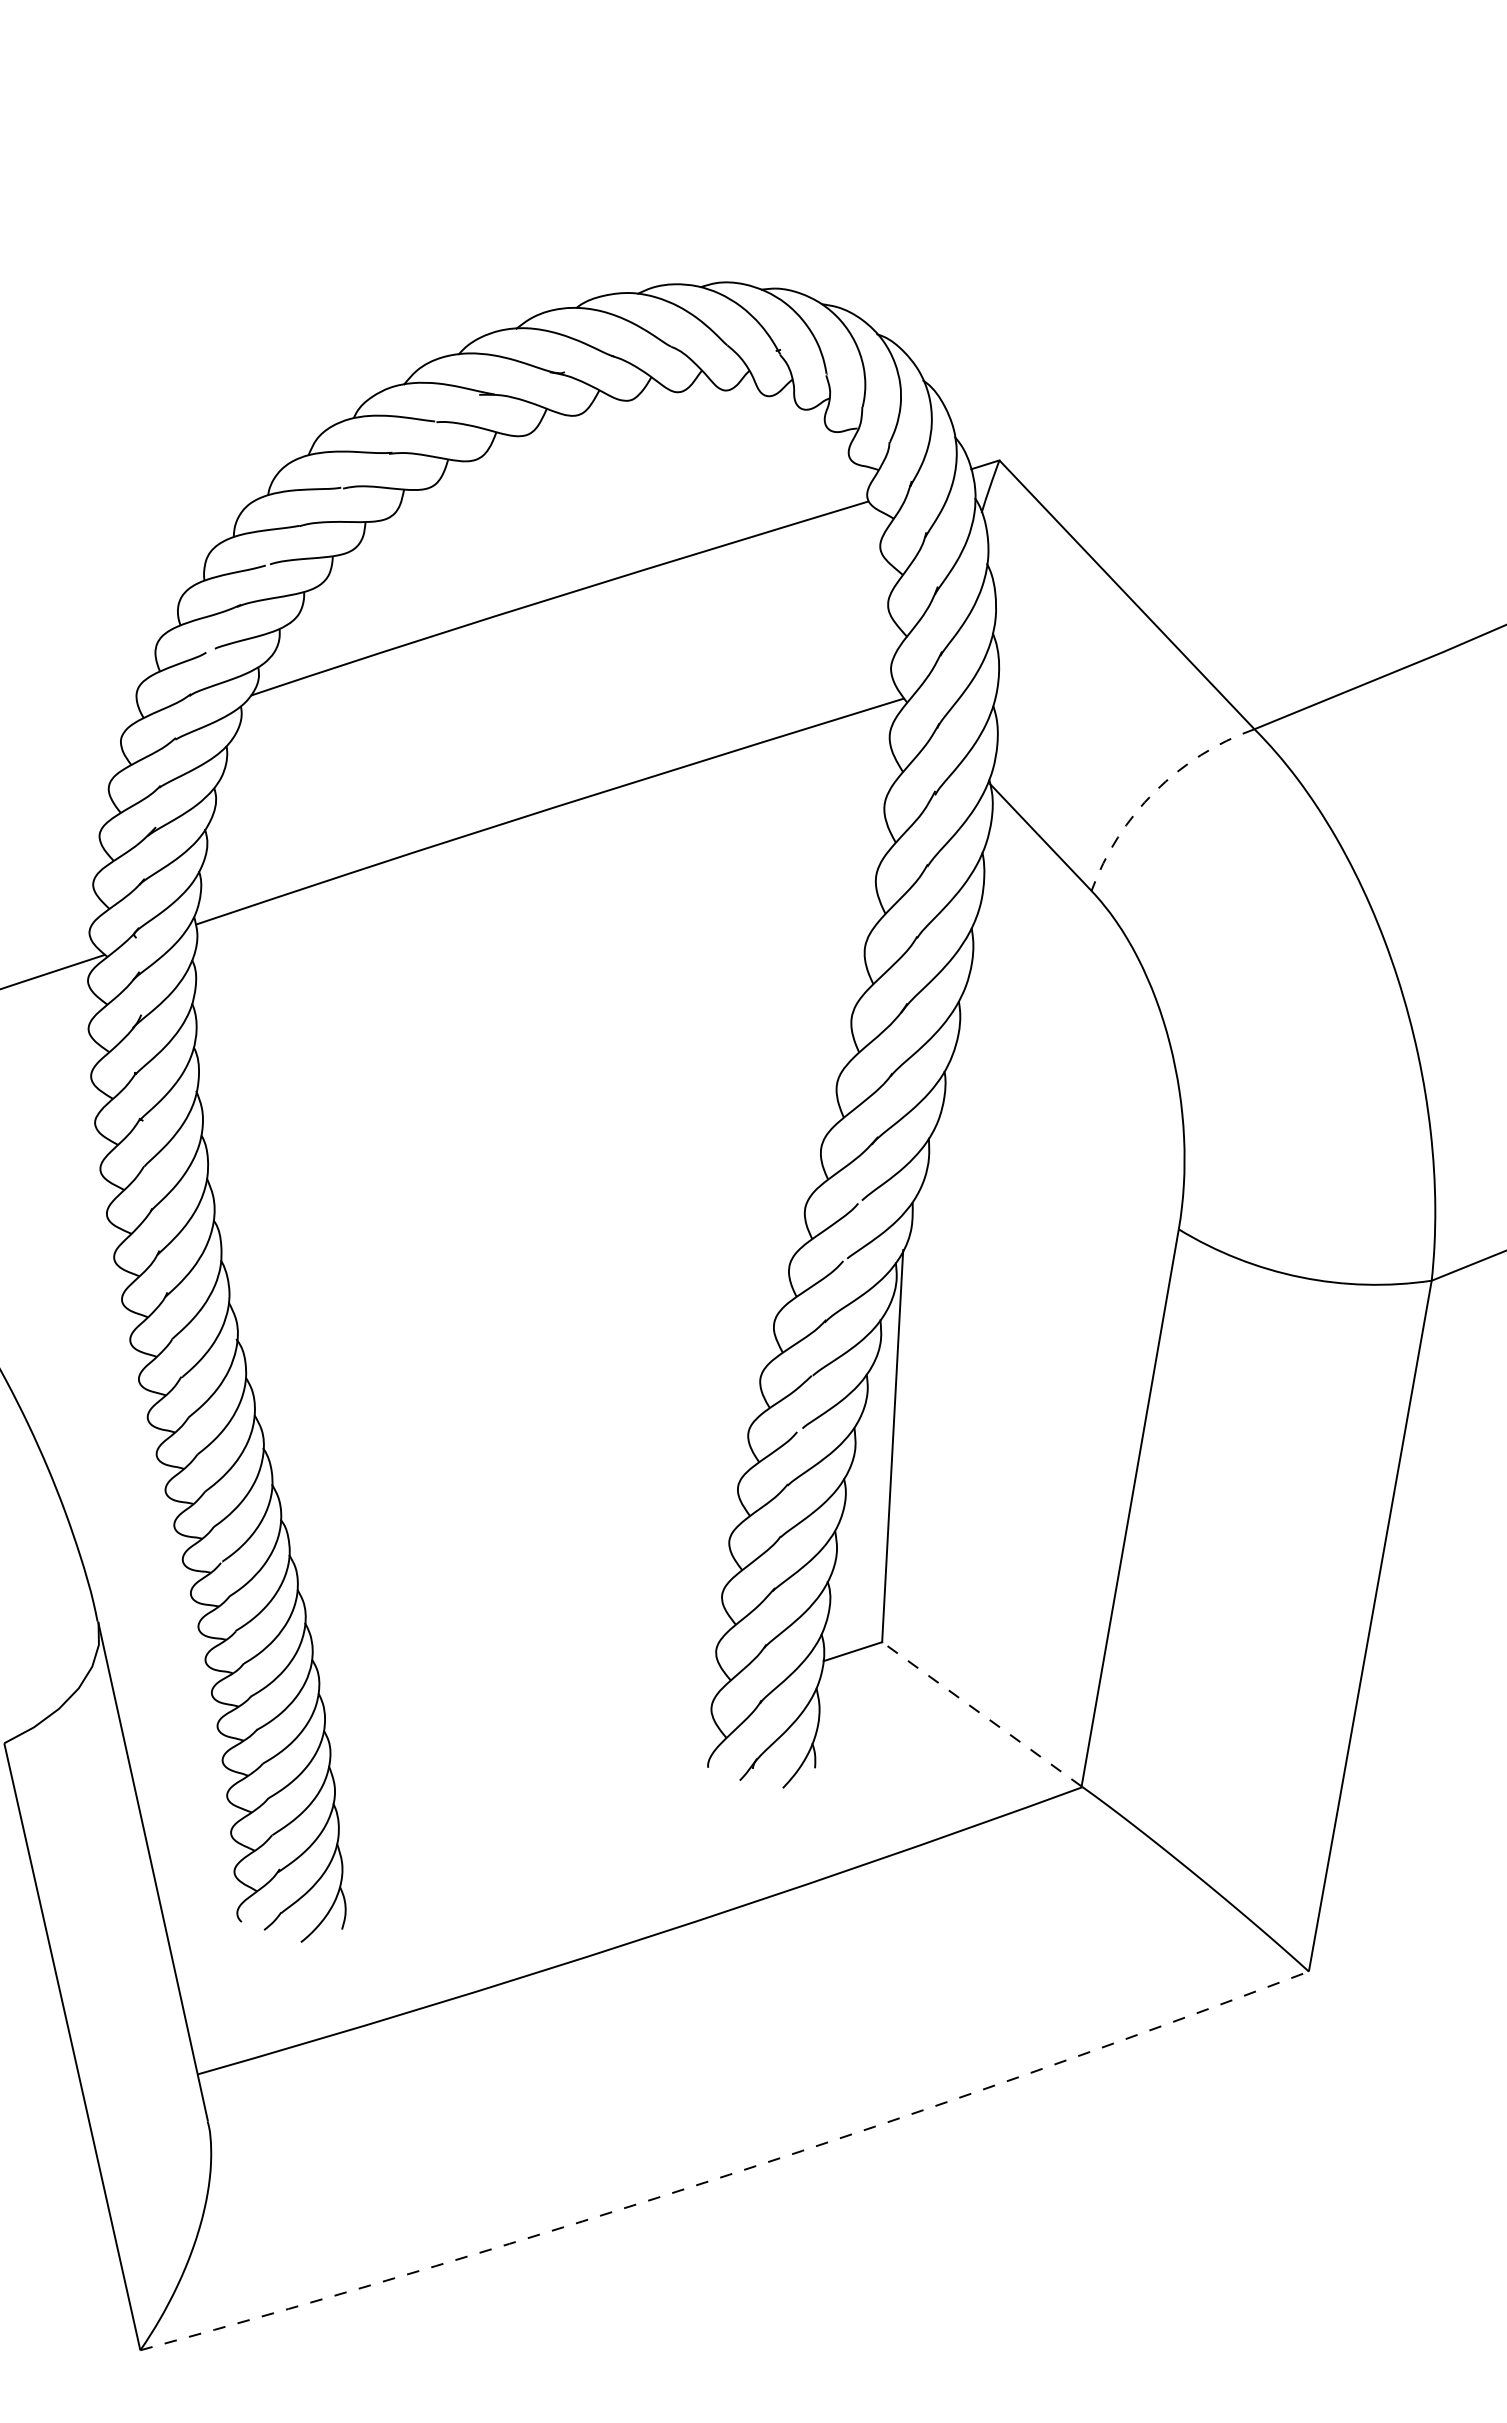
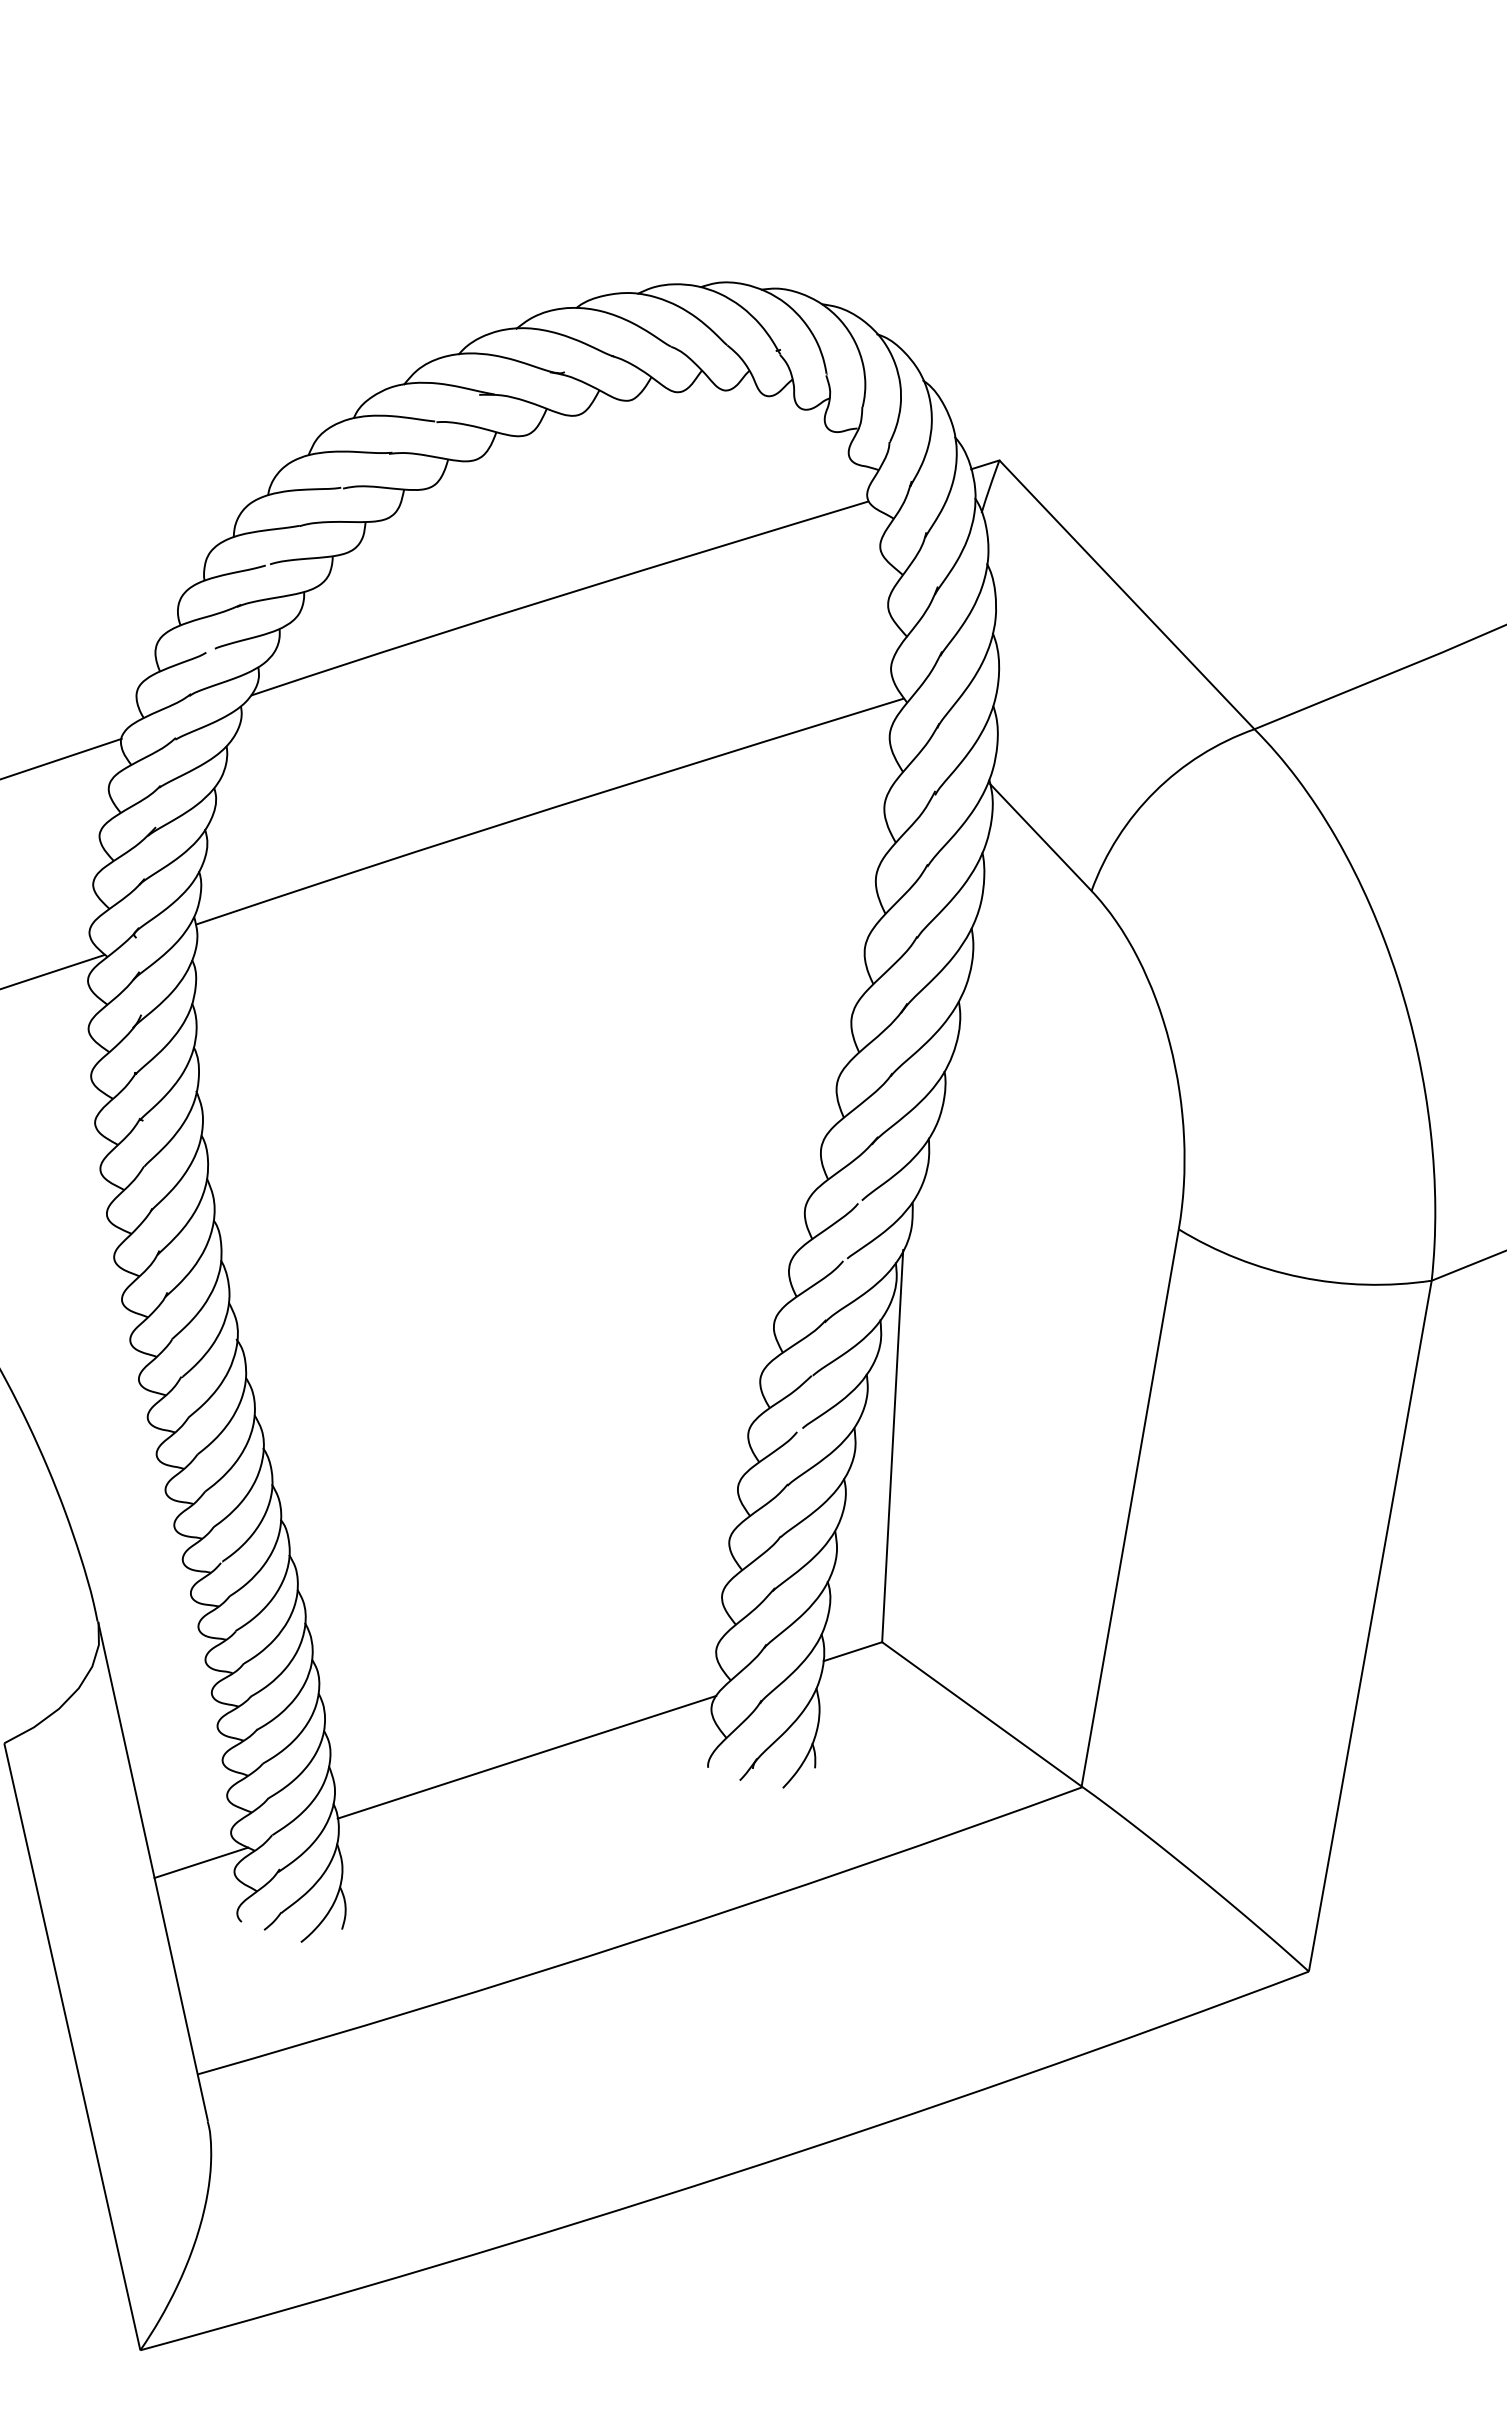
line: none -> present (61, 758)
arc: dashed -> solid (1154, 791)
line: dashed -> solid (981, 1714)
line: none -> present (526, 1756)
line: none -> present (201, 1862)
arc: dashed -> solid (729, 2174)
